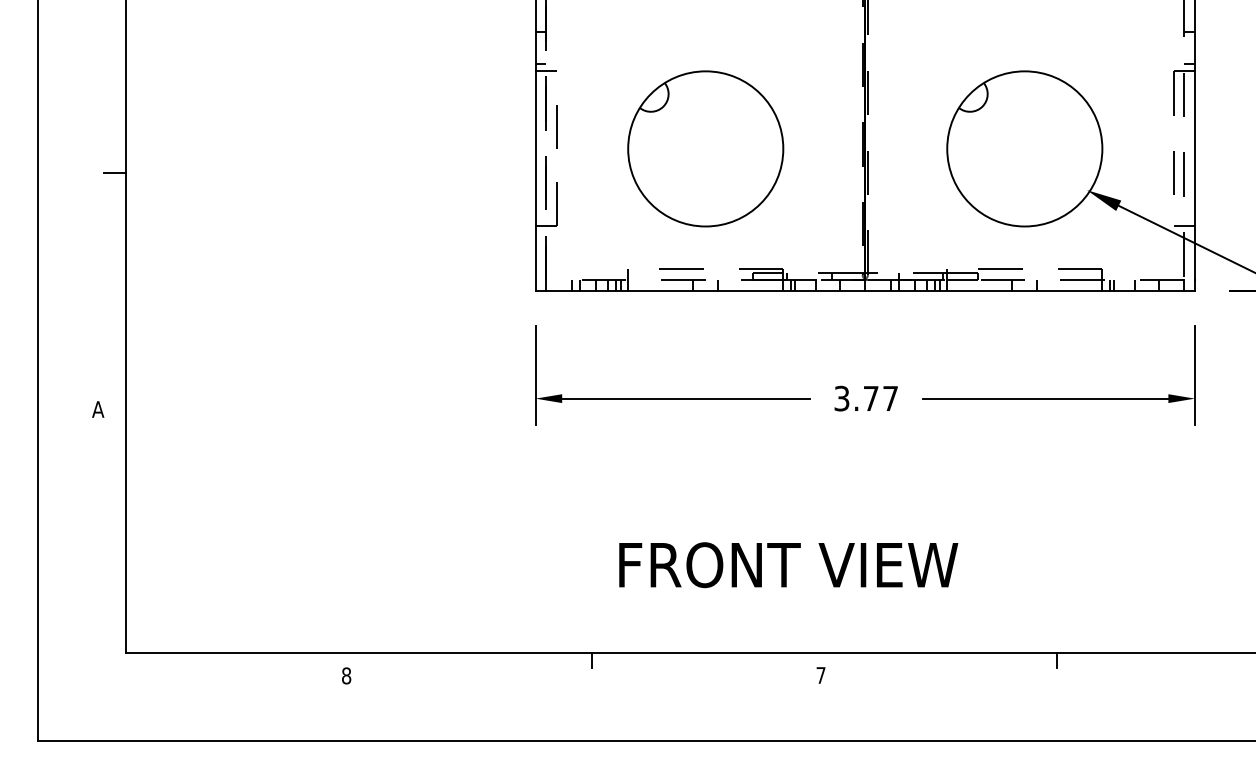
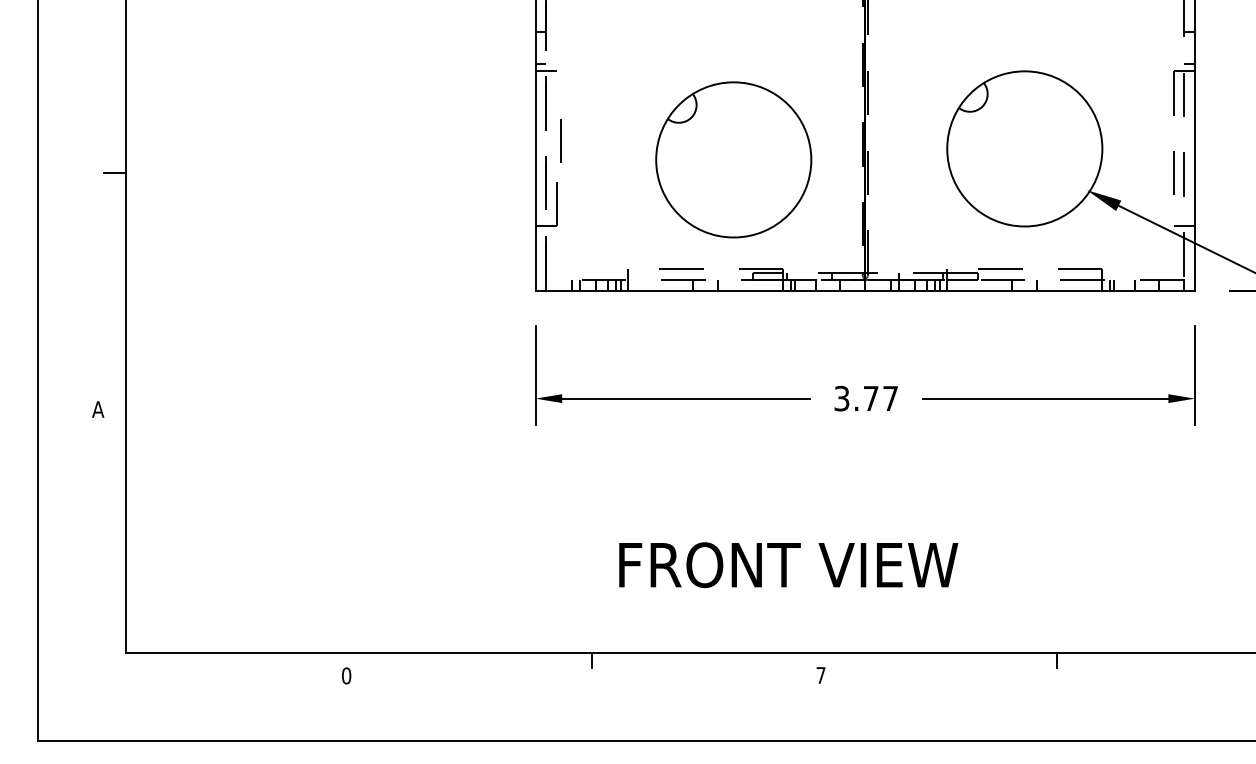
line position: (556, 126) -> (560, 140) (560, 140)
part position: (705, 148) -> (733, 159) (733, 159)
text: 8 -> 0 (346, 675)
